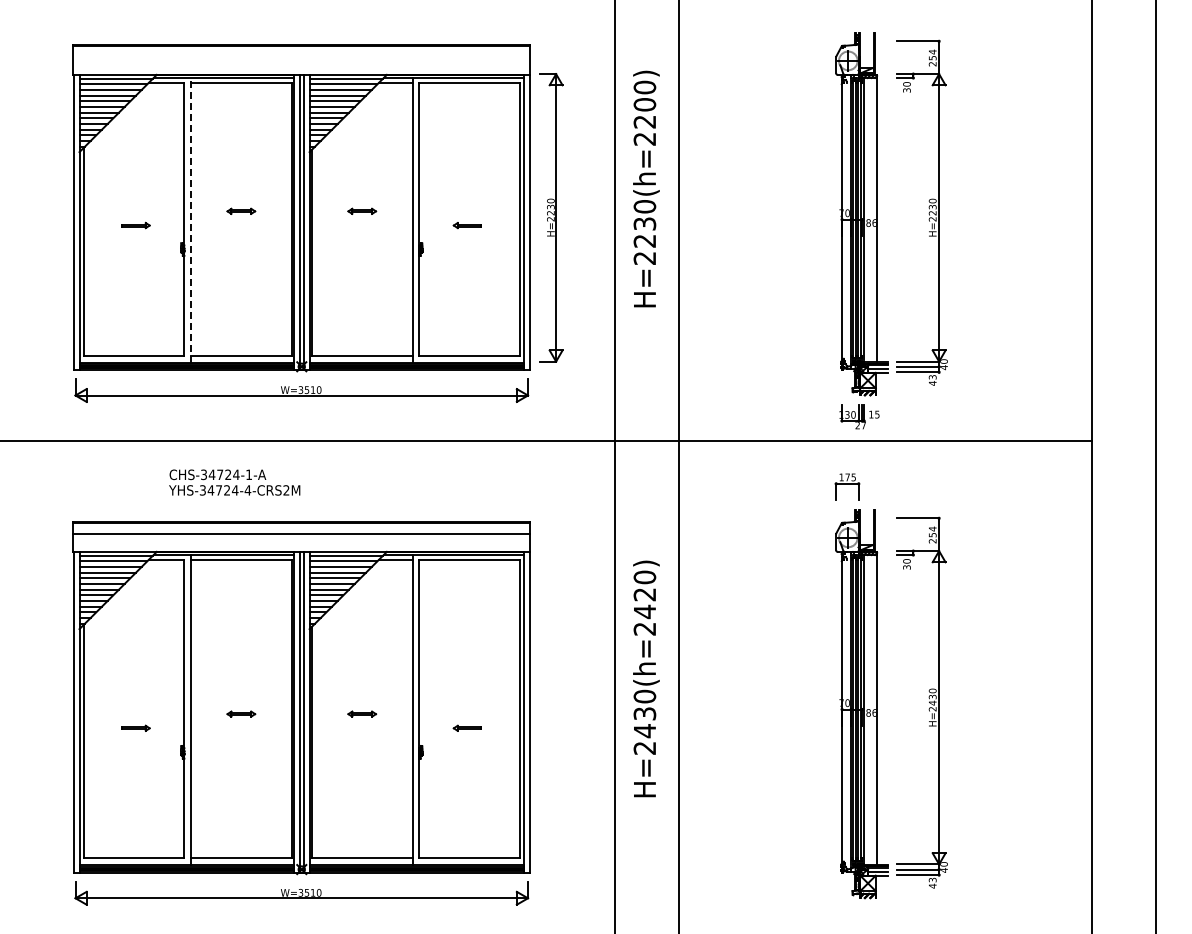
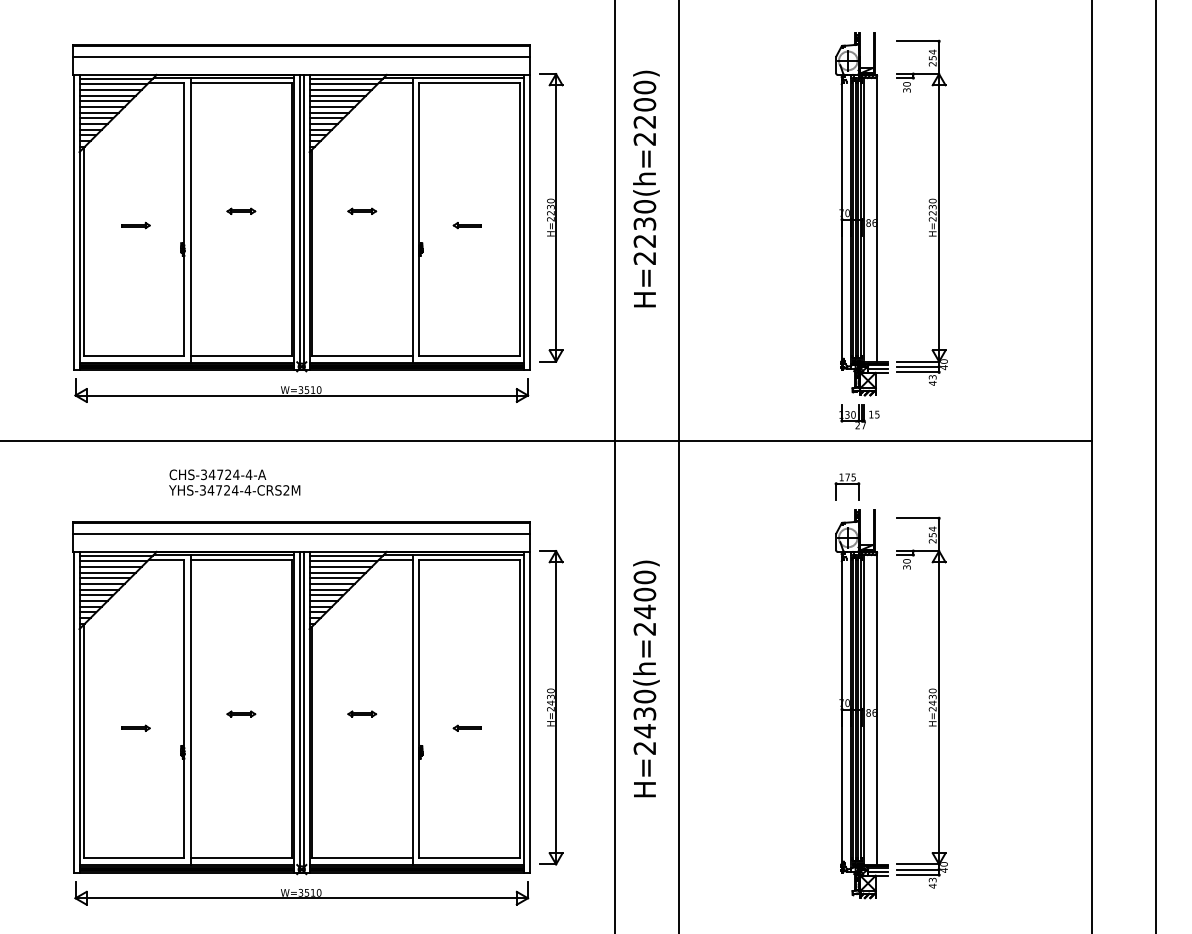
line: none -> present (301, 56)
line: dashed -> solid (190, 219)
text: CHS-34724-1-A -> CHS-34724-4-A (248, 474)
text: H=2430(h=2420) -> H=2430(h=2400) (644, 594)
part: none -> present (551, 707)
